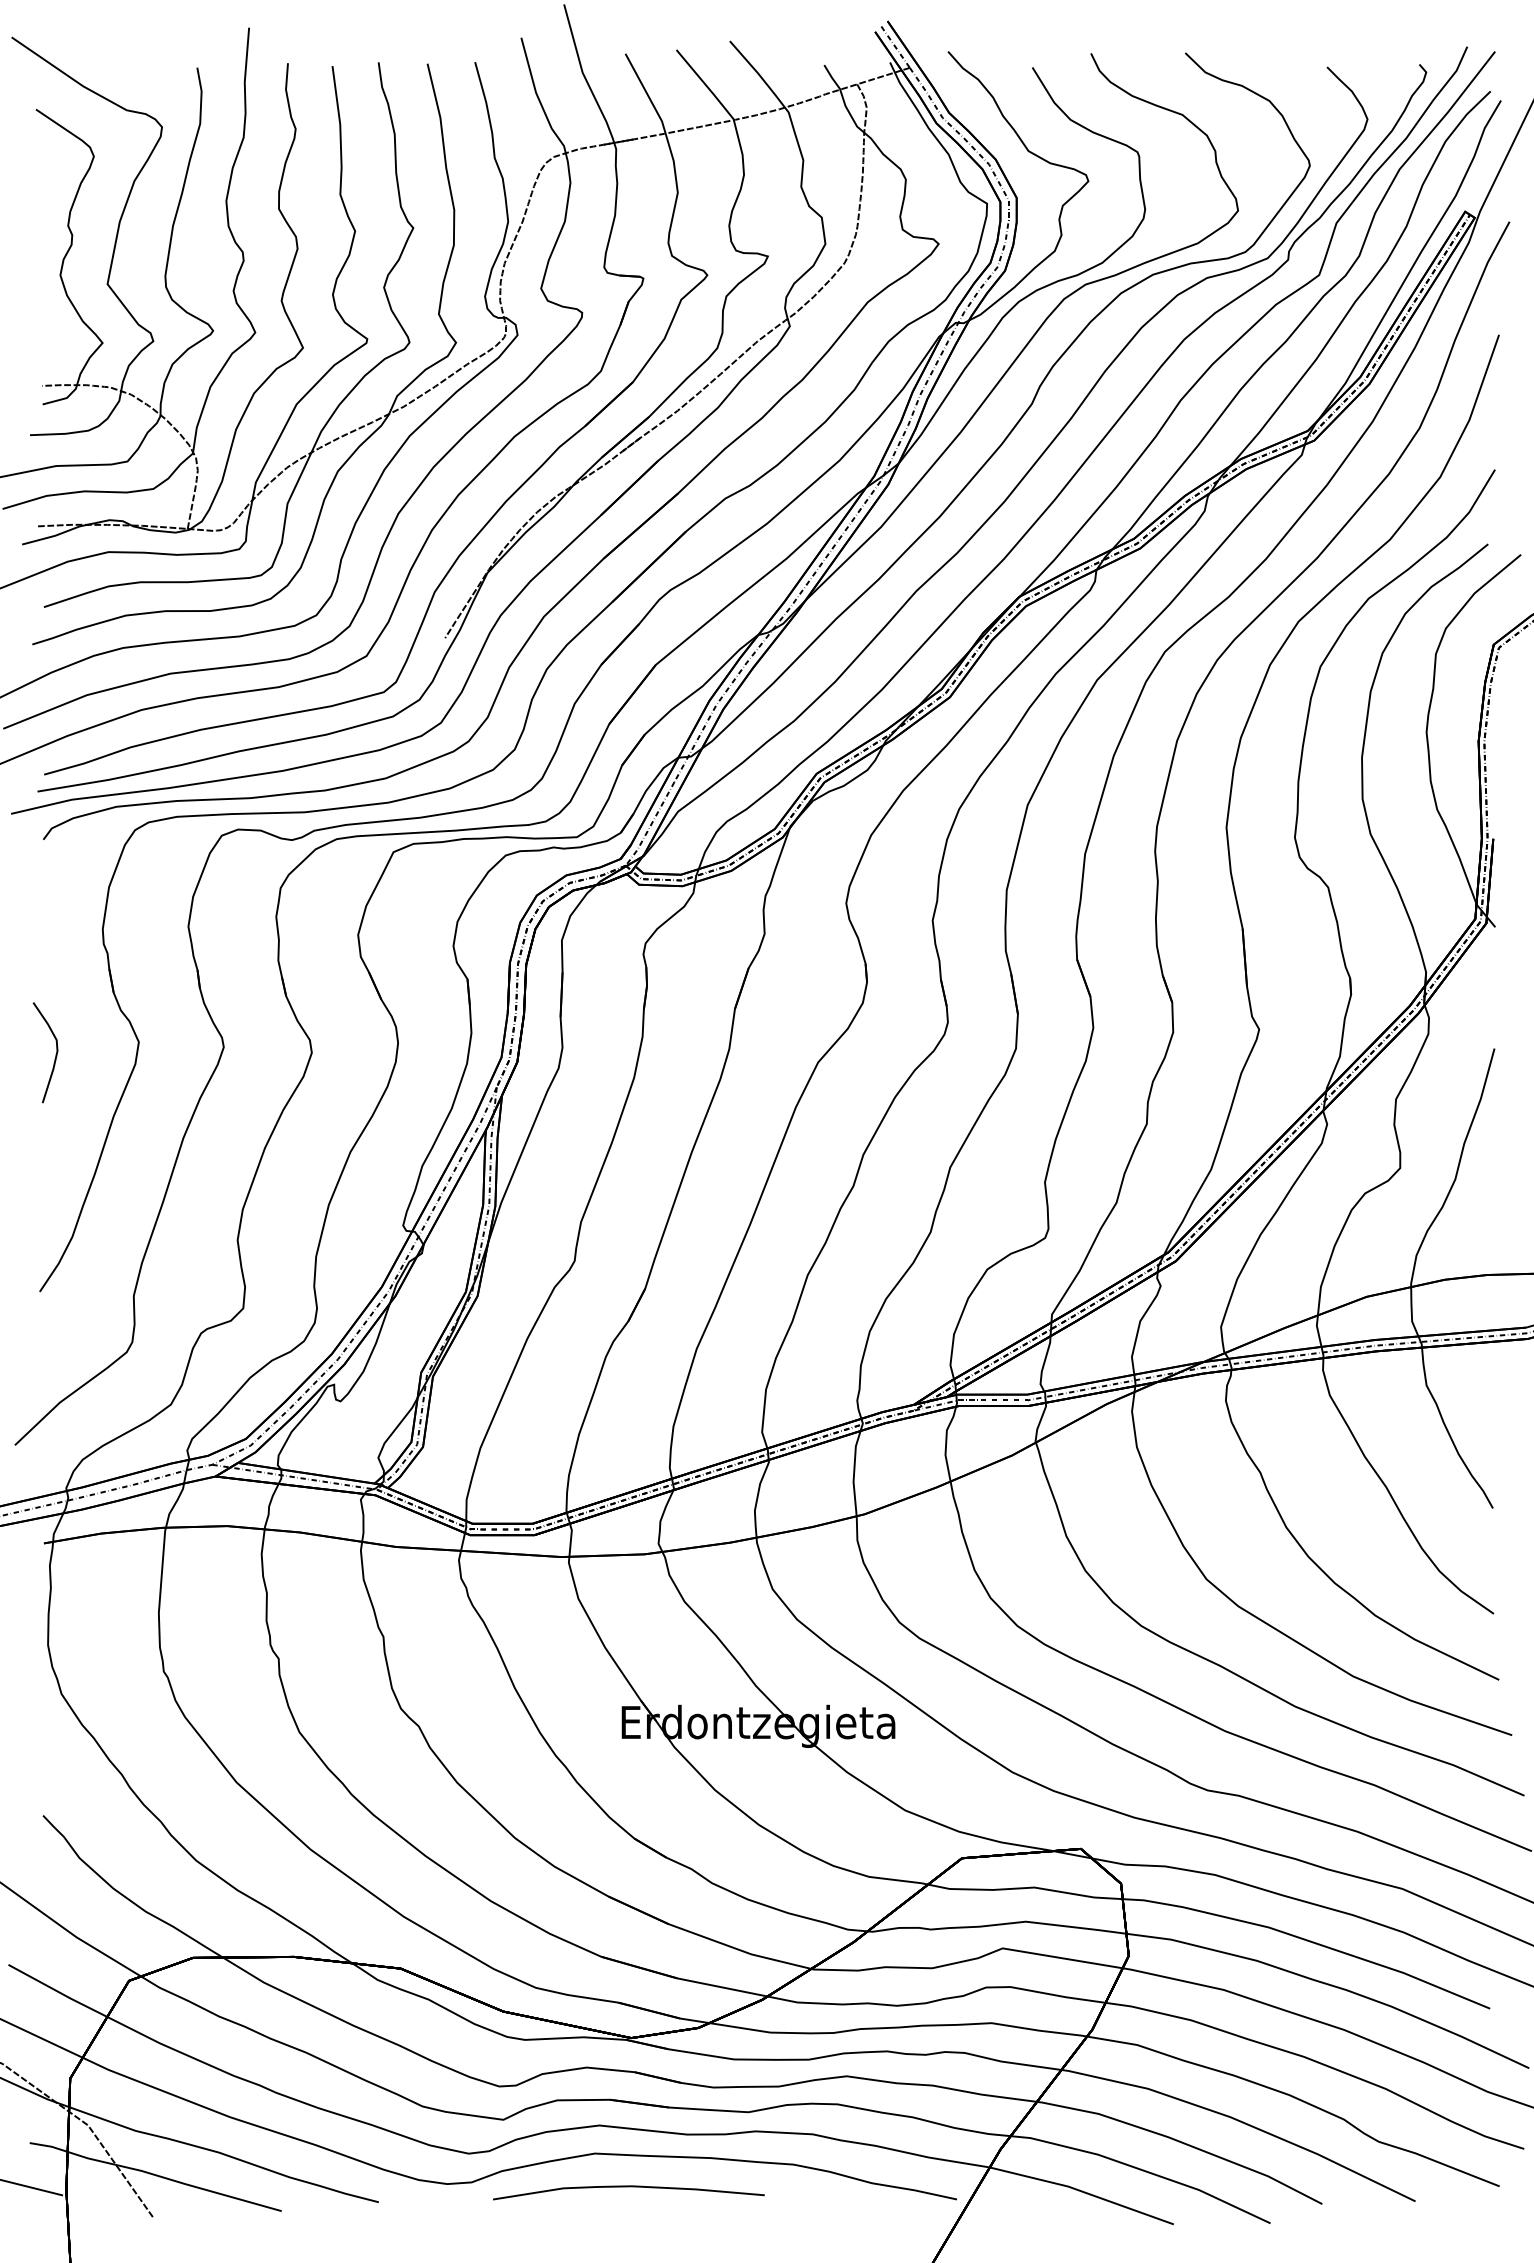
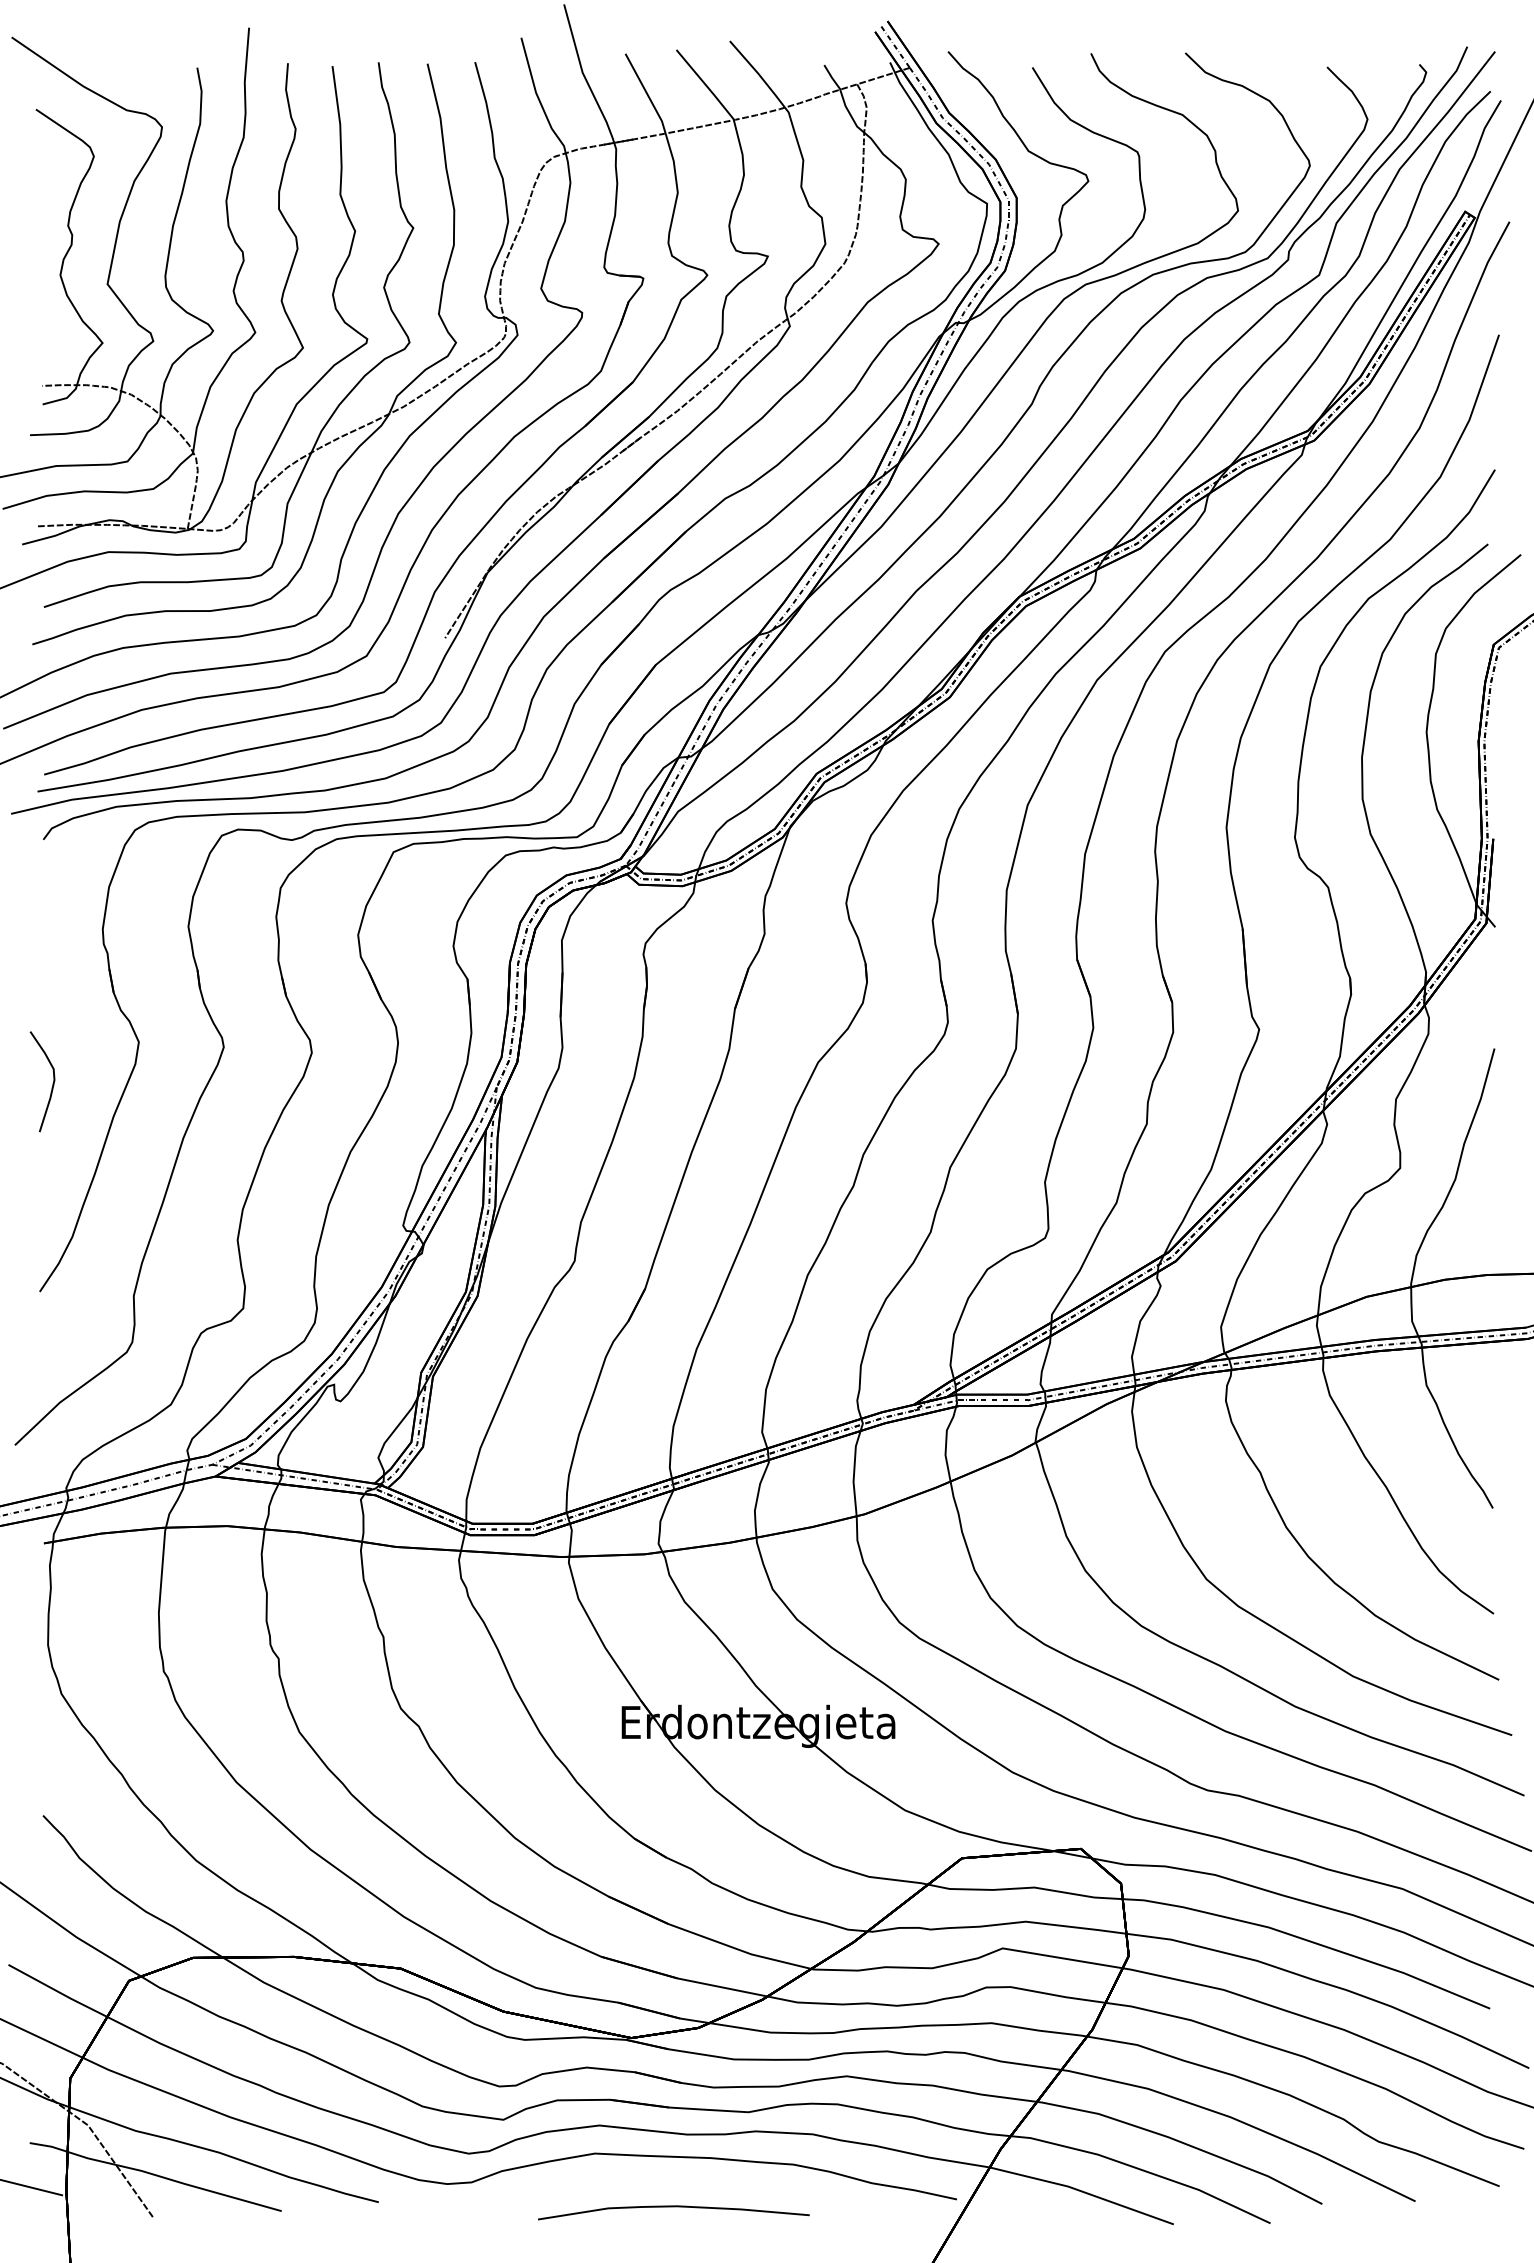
curve position: (55, 1054) -> (52, 1083) (52, 1083)
curve position: (628, 2187) -> (673, 2207) (673, 2207)
